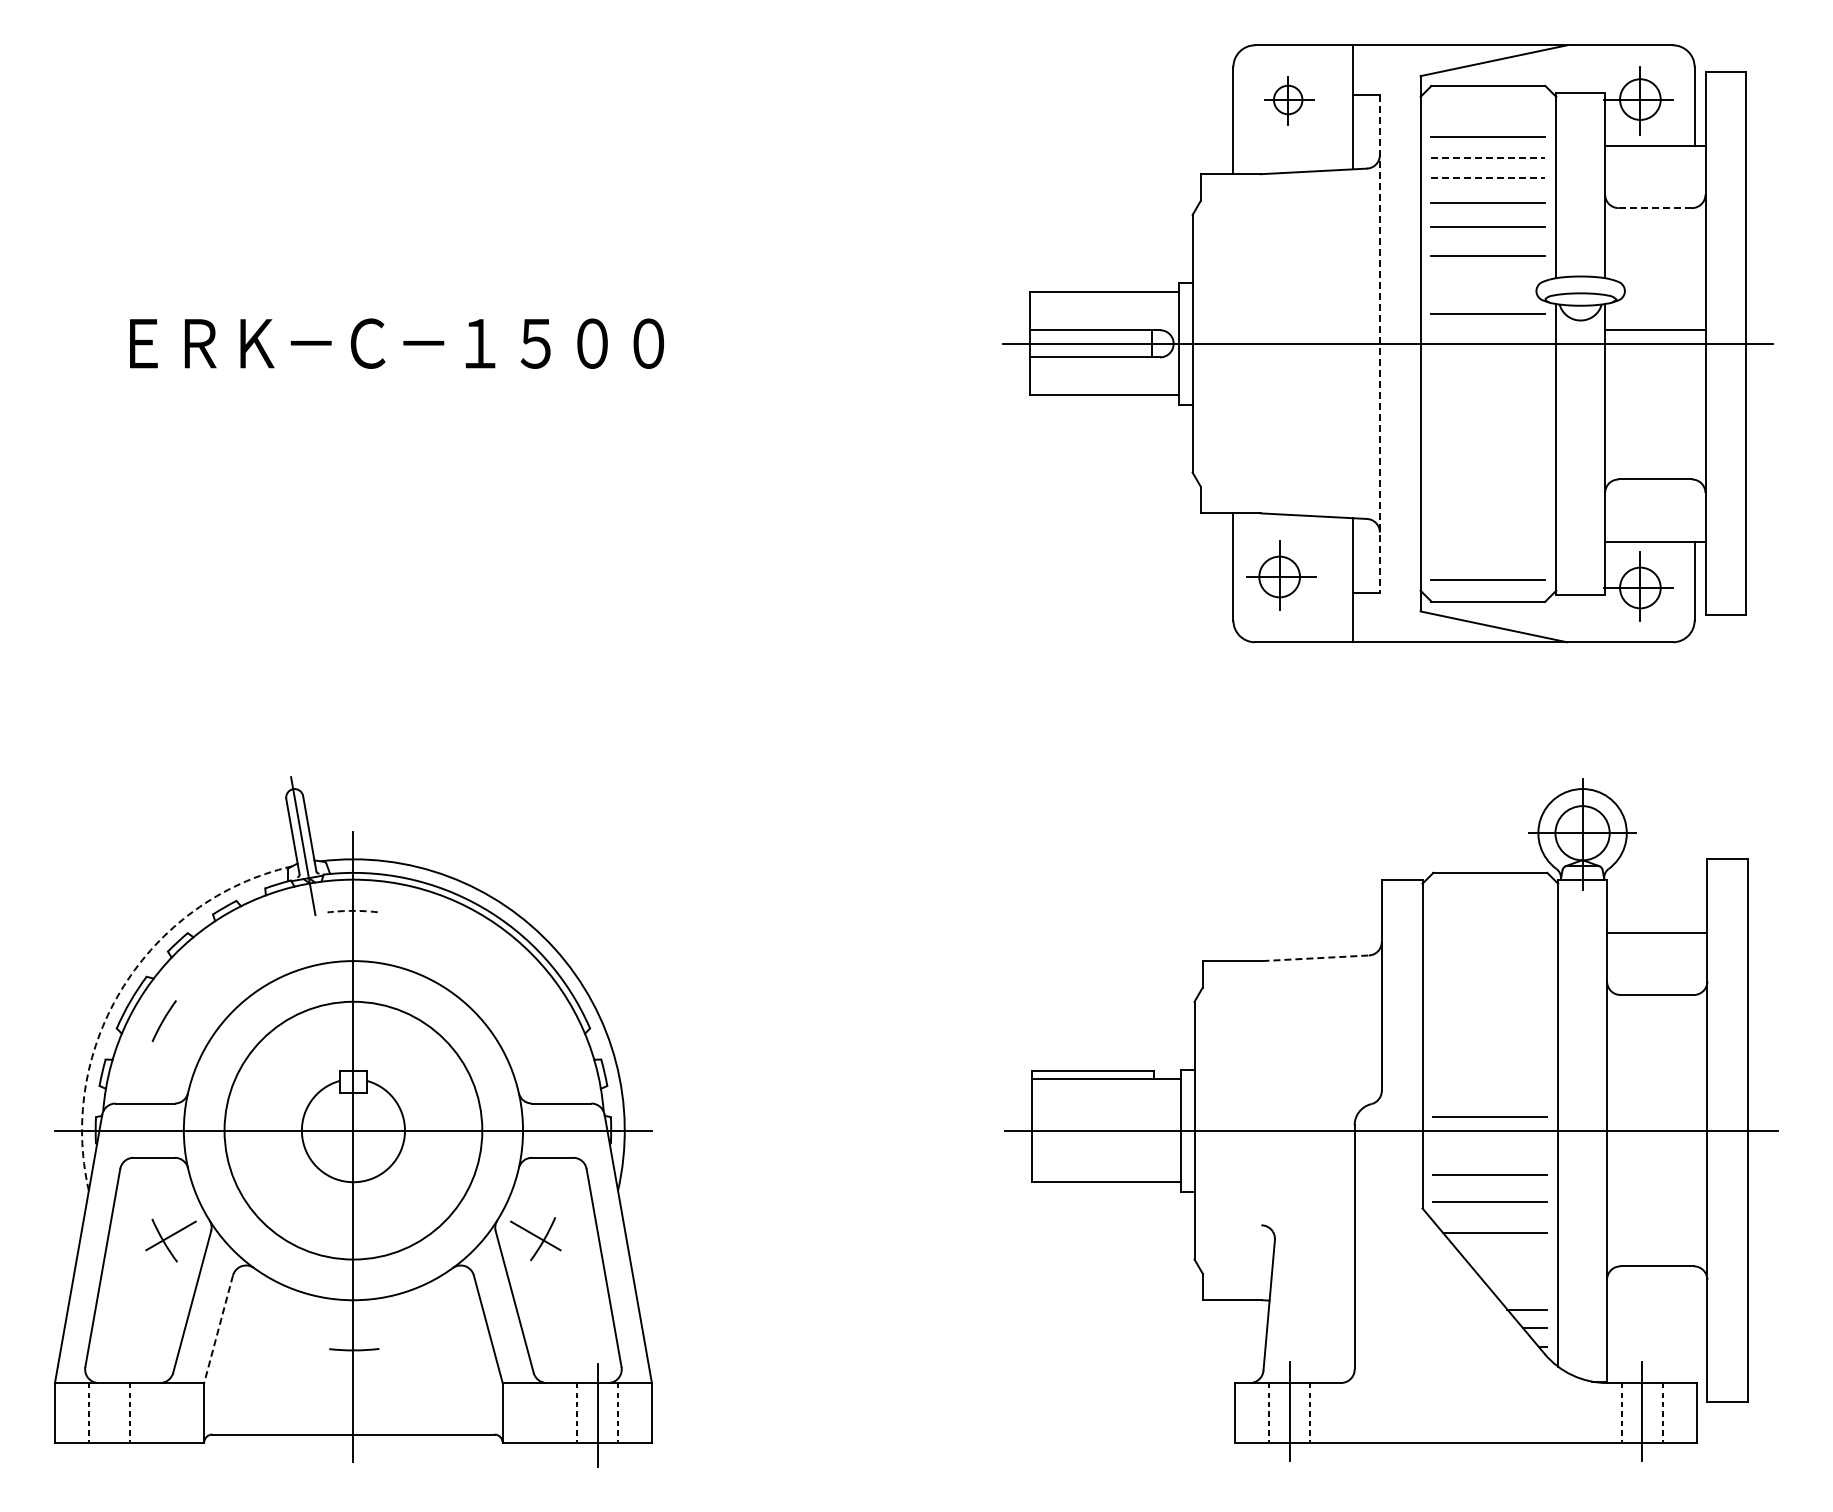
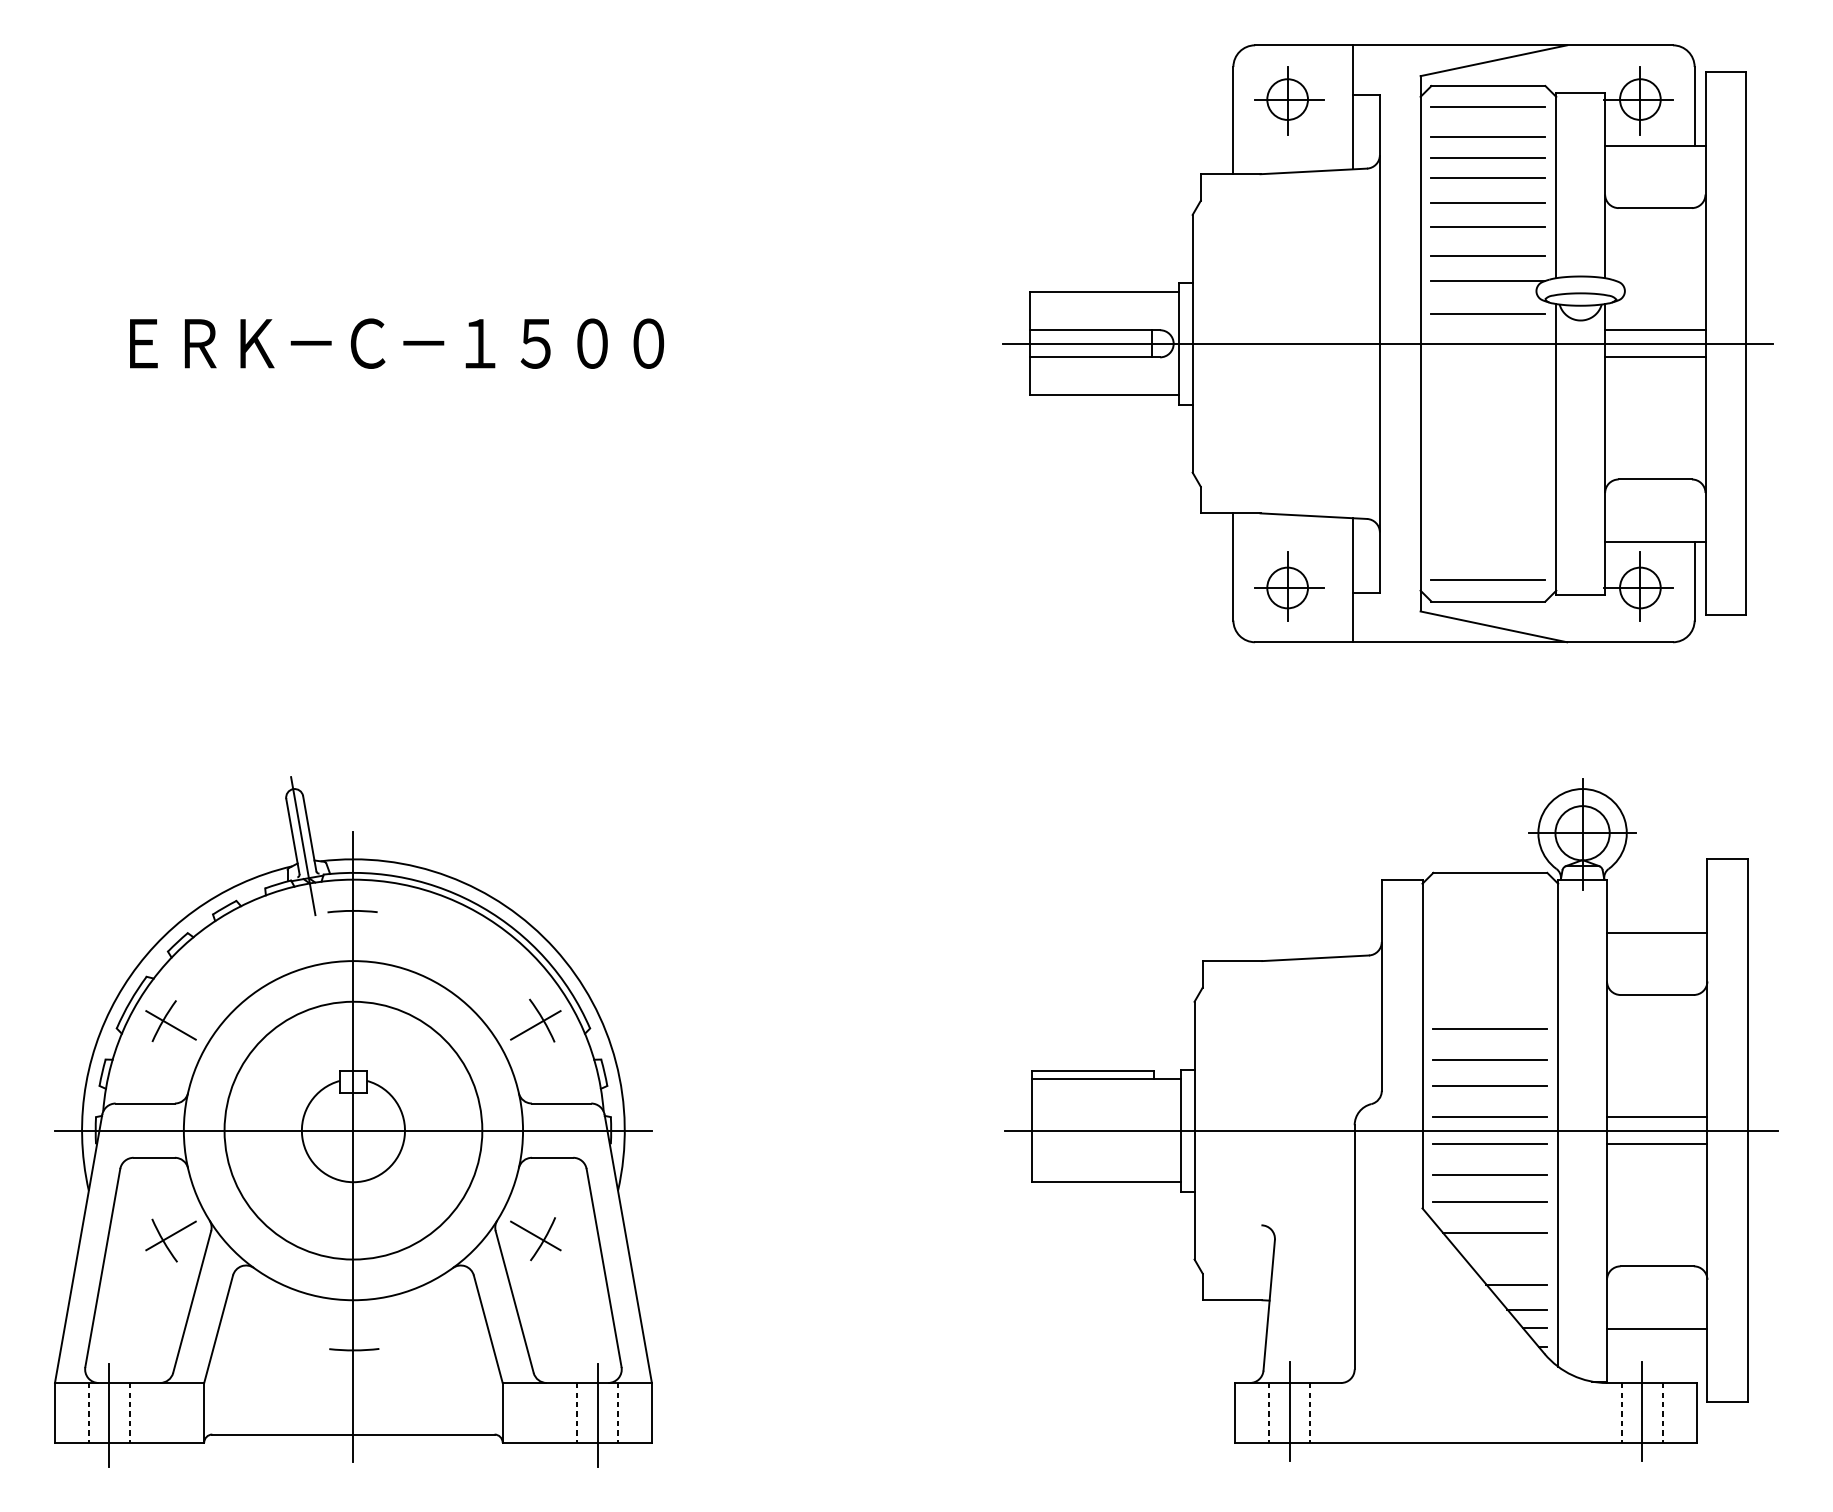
part size: 51x50 px -> 71x70 px (1289, 100)
line: none -> present (1487, 106)
line: dashed -> solid (1488, 158)
line: dashed -> solid (1488, 178)
line: dashed -> solid (1655, 208)
line: none -> present (1488, 281)
line: dashed -> solid (1379, 344)
line: none -> present (1655, 357)
part position: (1281, 575) -> (1289, 586) (1289, 586)
arc: dashed -> solid (352, 910)
line: dashed -> solid (1316, 958)
arc: dashed -> solid (123, 986)
part: none -> present (535, 1020)
line: none -> present (170, 1025)
line: none -> present (1490, 1028)
line: none -> present (1490, 1059)
line: none -> present (1490, 1085)
line: none -> present (1657, 1117)
line: none -> present (1490, 1144)
line: none -> present (1657, 1144)
line: none -> present (1516, 1284)
line: none -> present (1657, 1328)
line: dashed -> solid (218, 1329)
line: none -> present (109, 1415)
